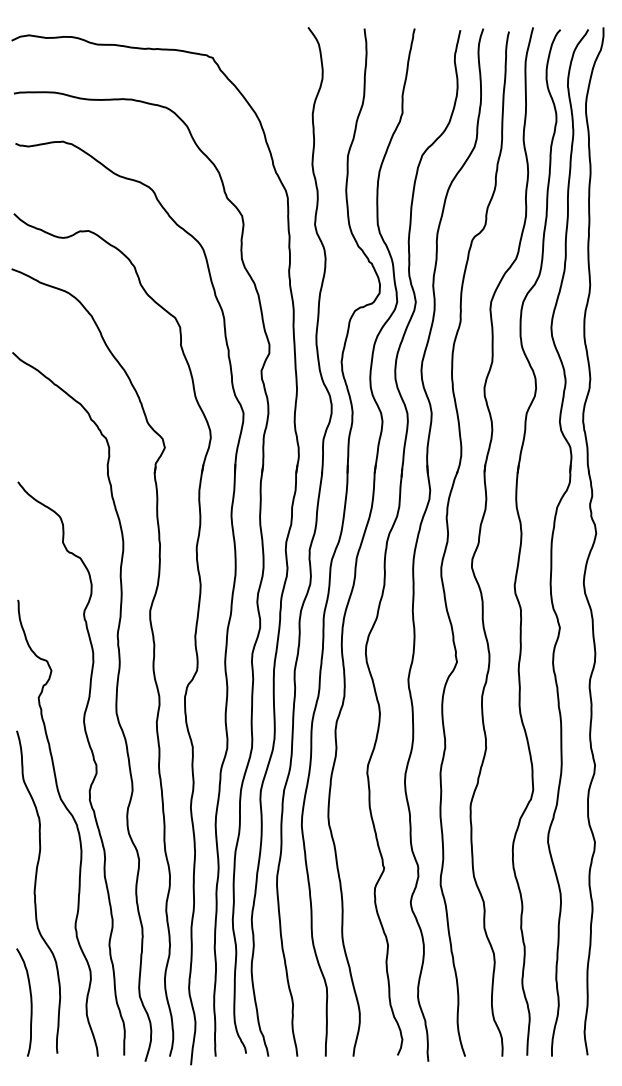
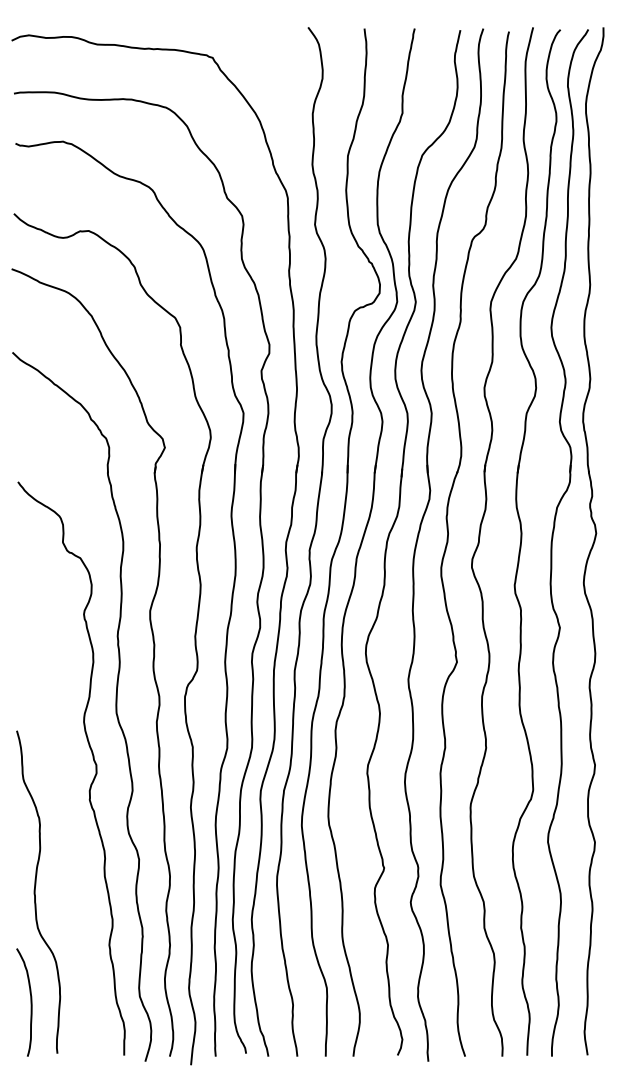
curve: present -> none (73, 820)
